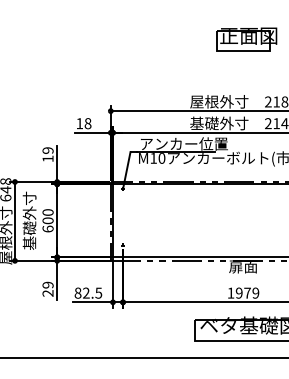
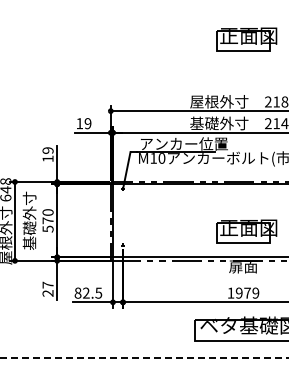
text: 18 -> 19 (87, 123)
text: 600 -> 570 (47, 224)
part: none -> present (246, 231)
text: 29 -> 27 (47, 284)
line: solid -> dashed (144, 357)
